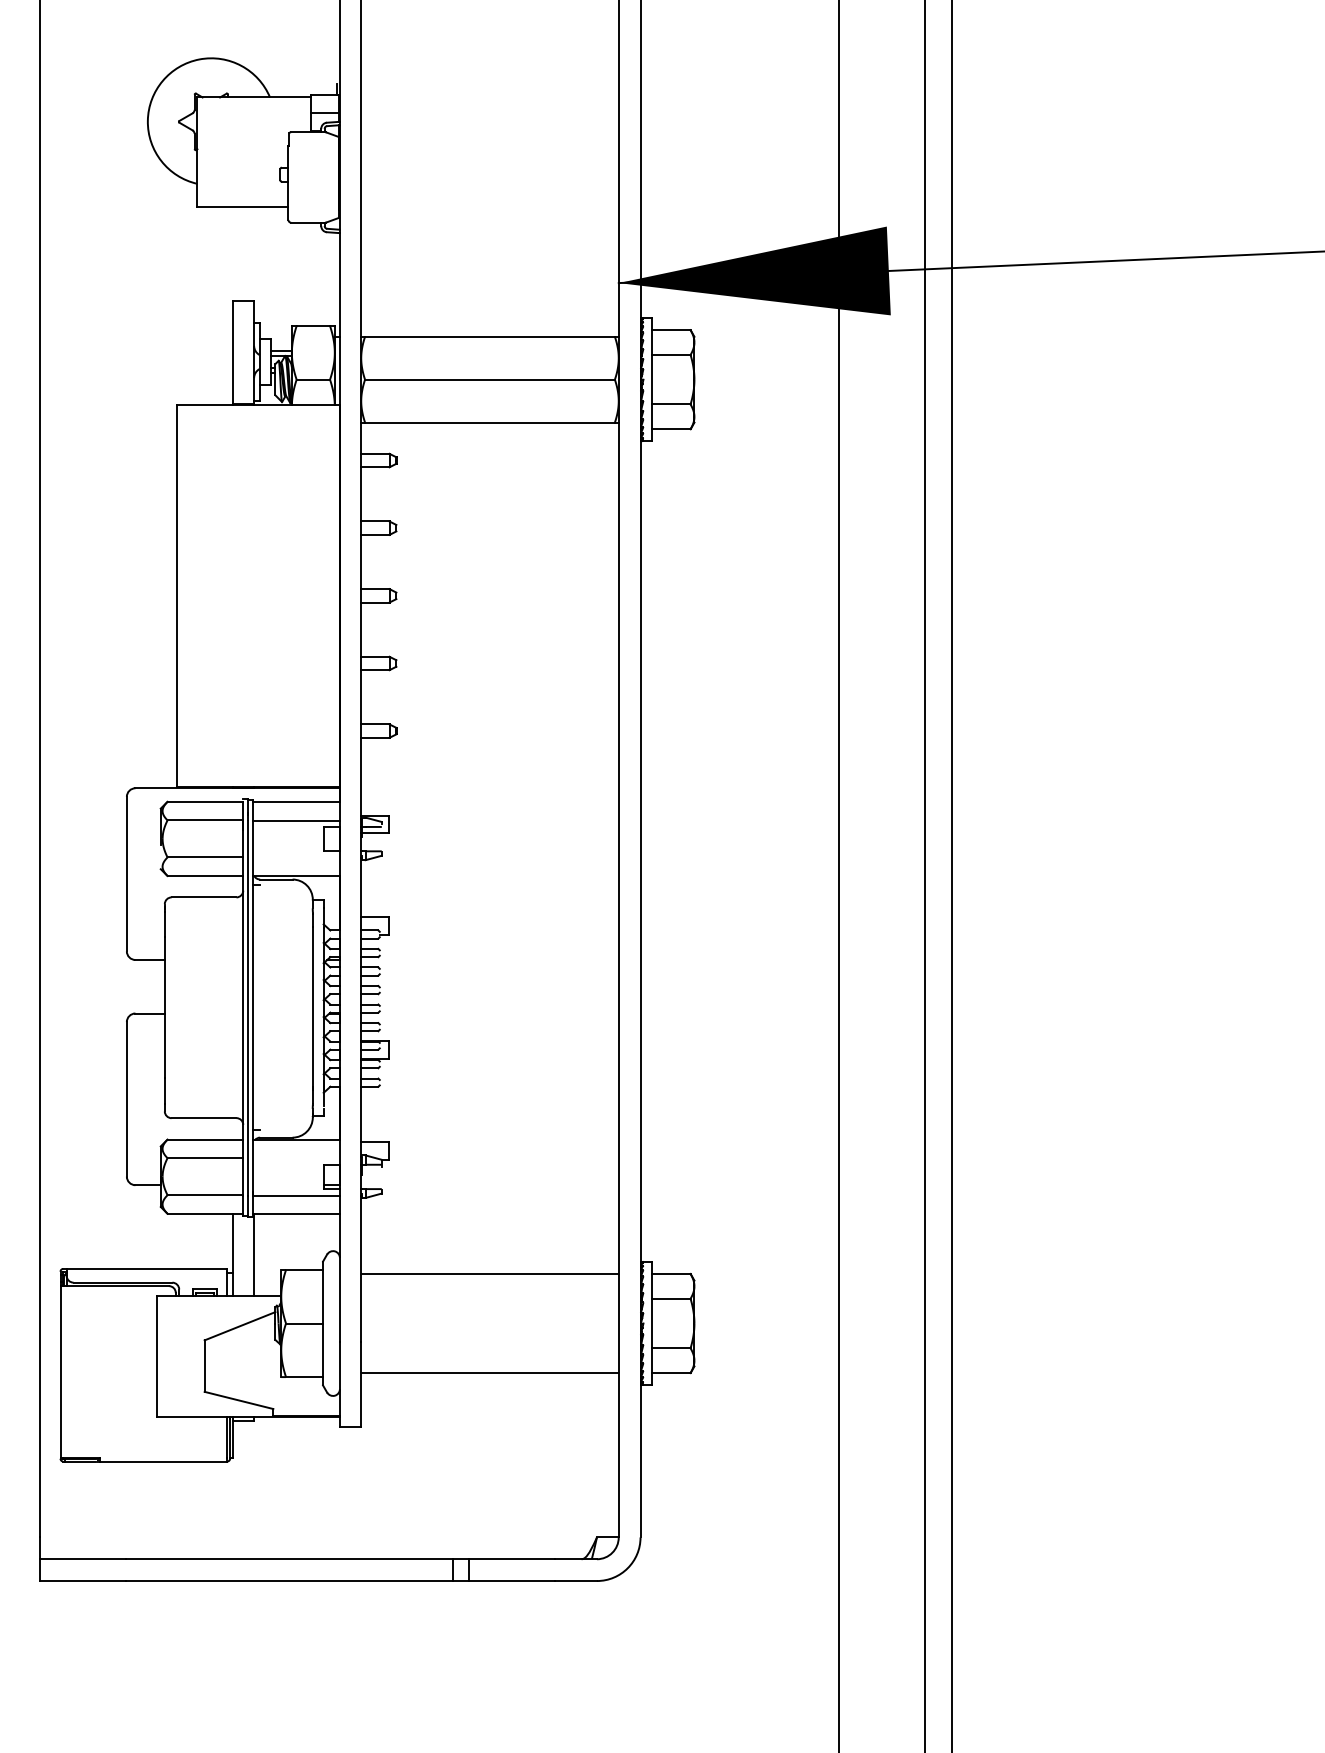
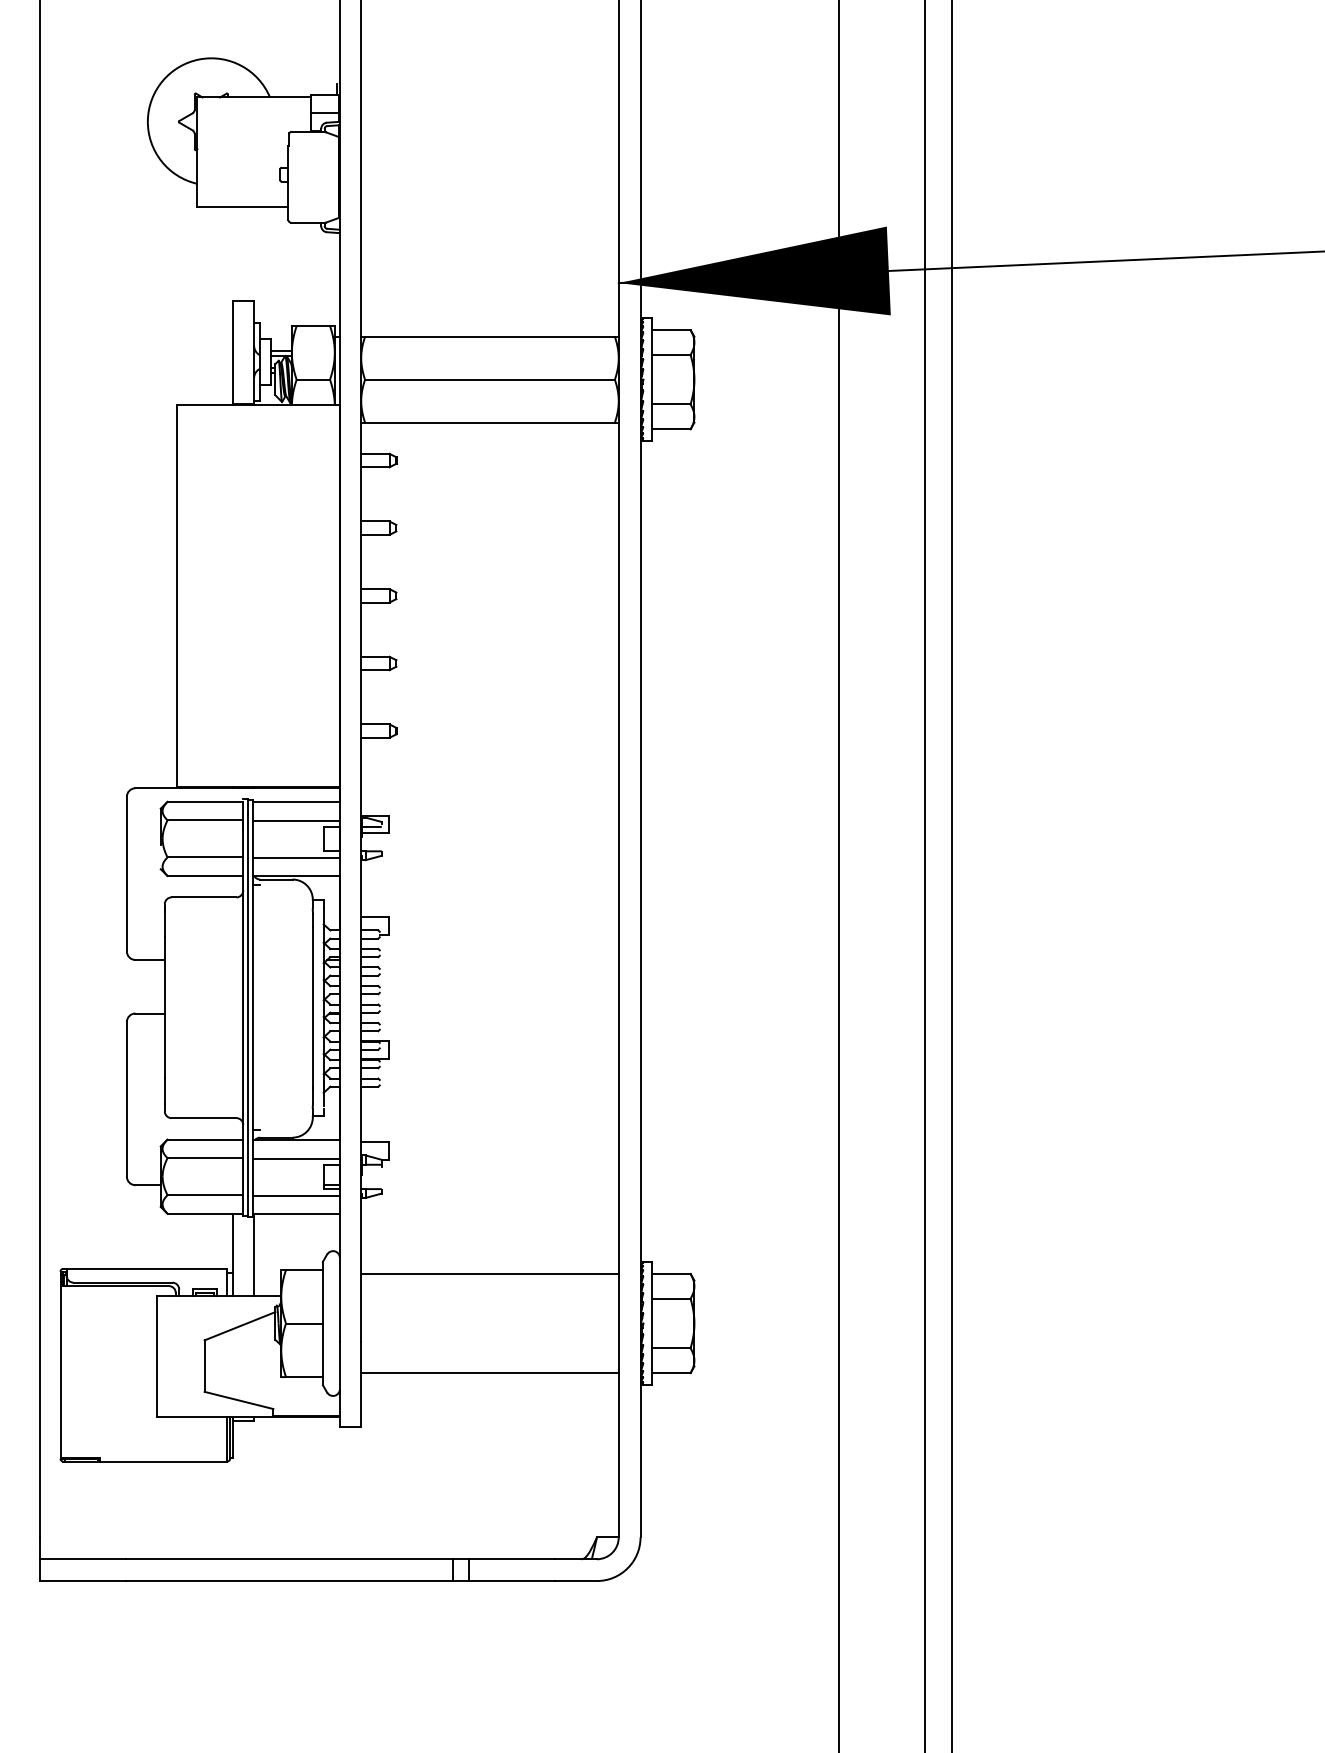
line: none -> present (296, 857)
line: none -> present (296, 1159)
